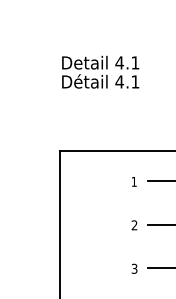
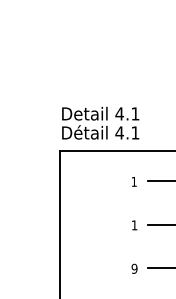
text position: (100, 71) -> (100, 122) (100, 122)
text: 2 -> 1 (134, 225)
text: 3 -> 9 (134, 268)
